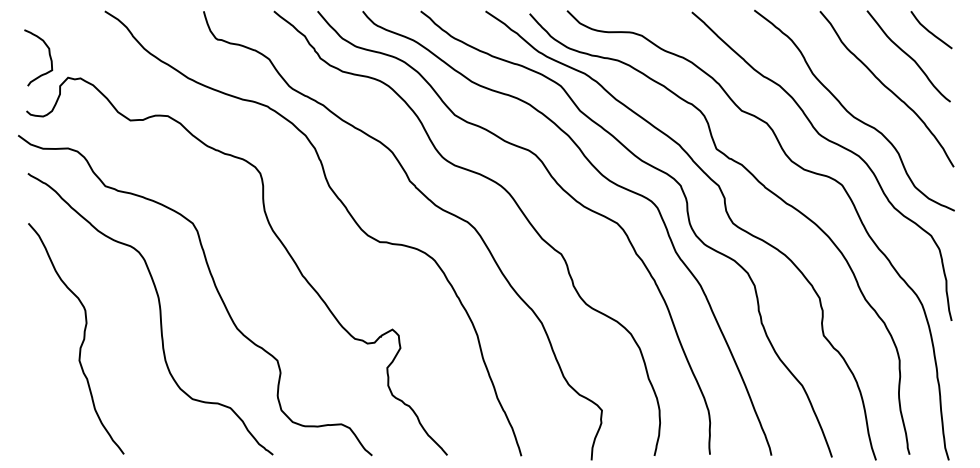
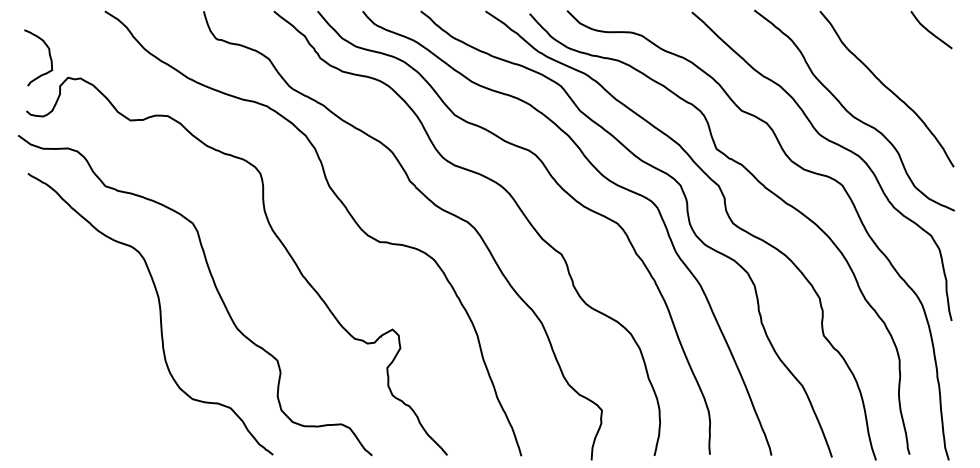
curve: present -> none (908, 56)
curve: present -> none (82, 340)
